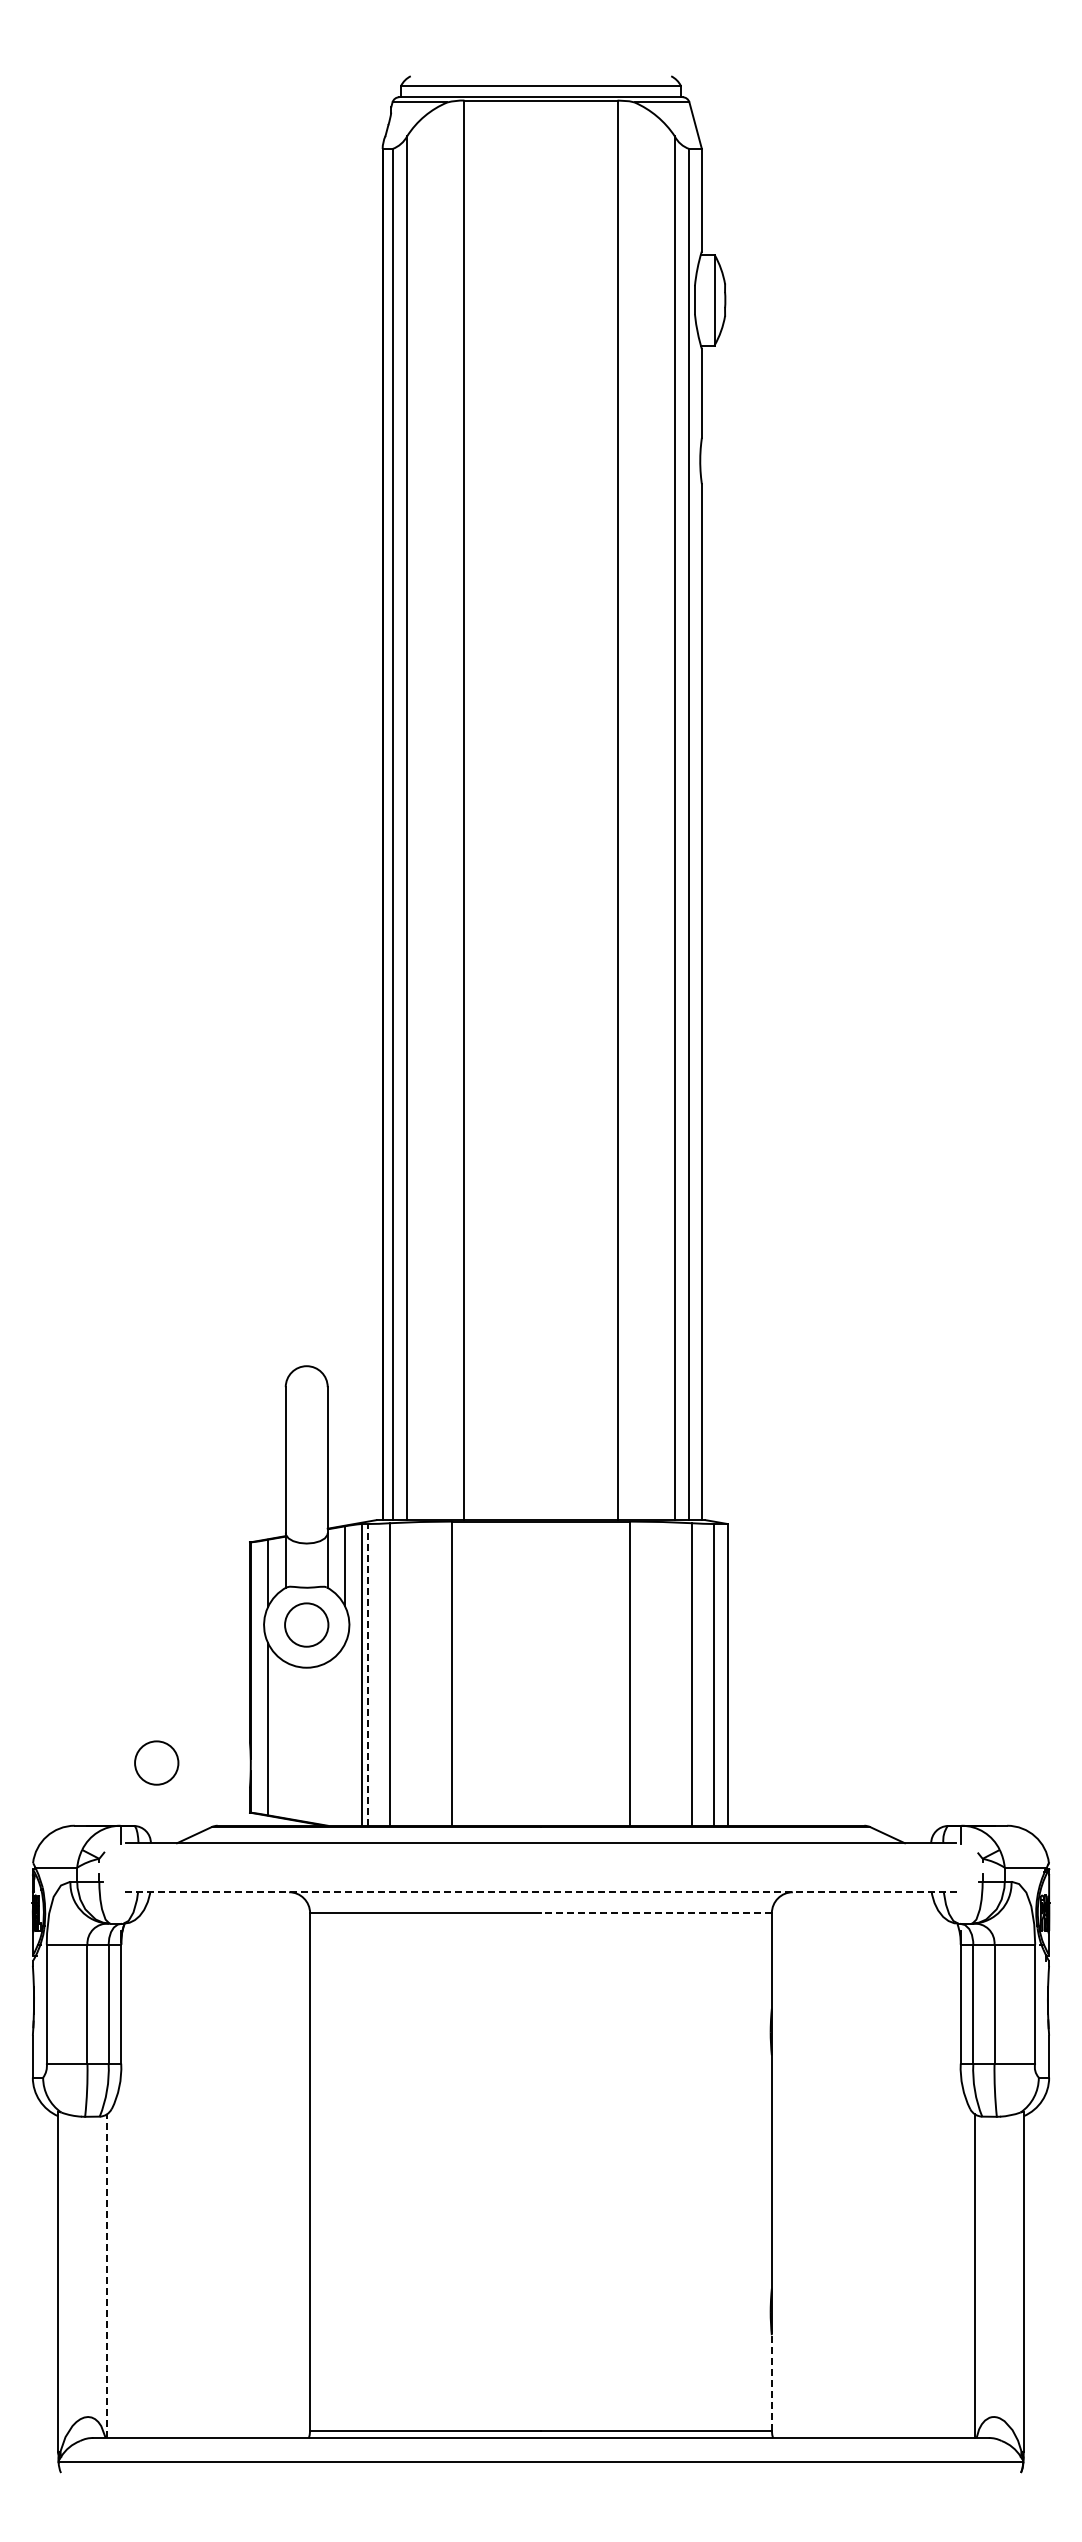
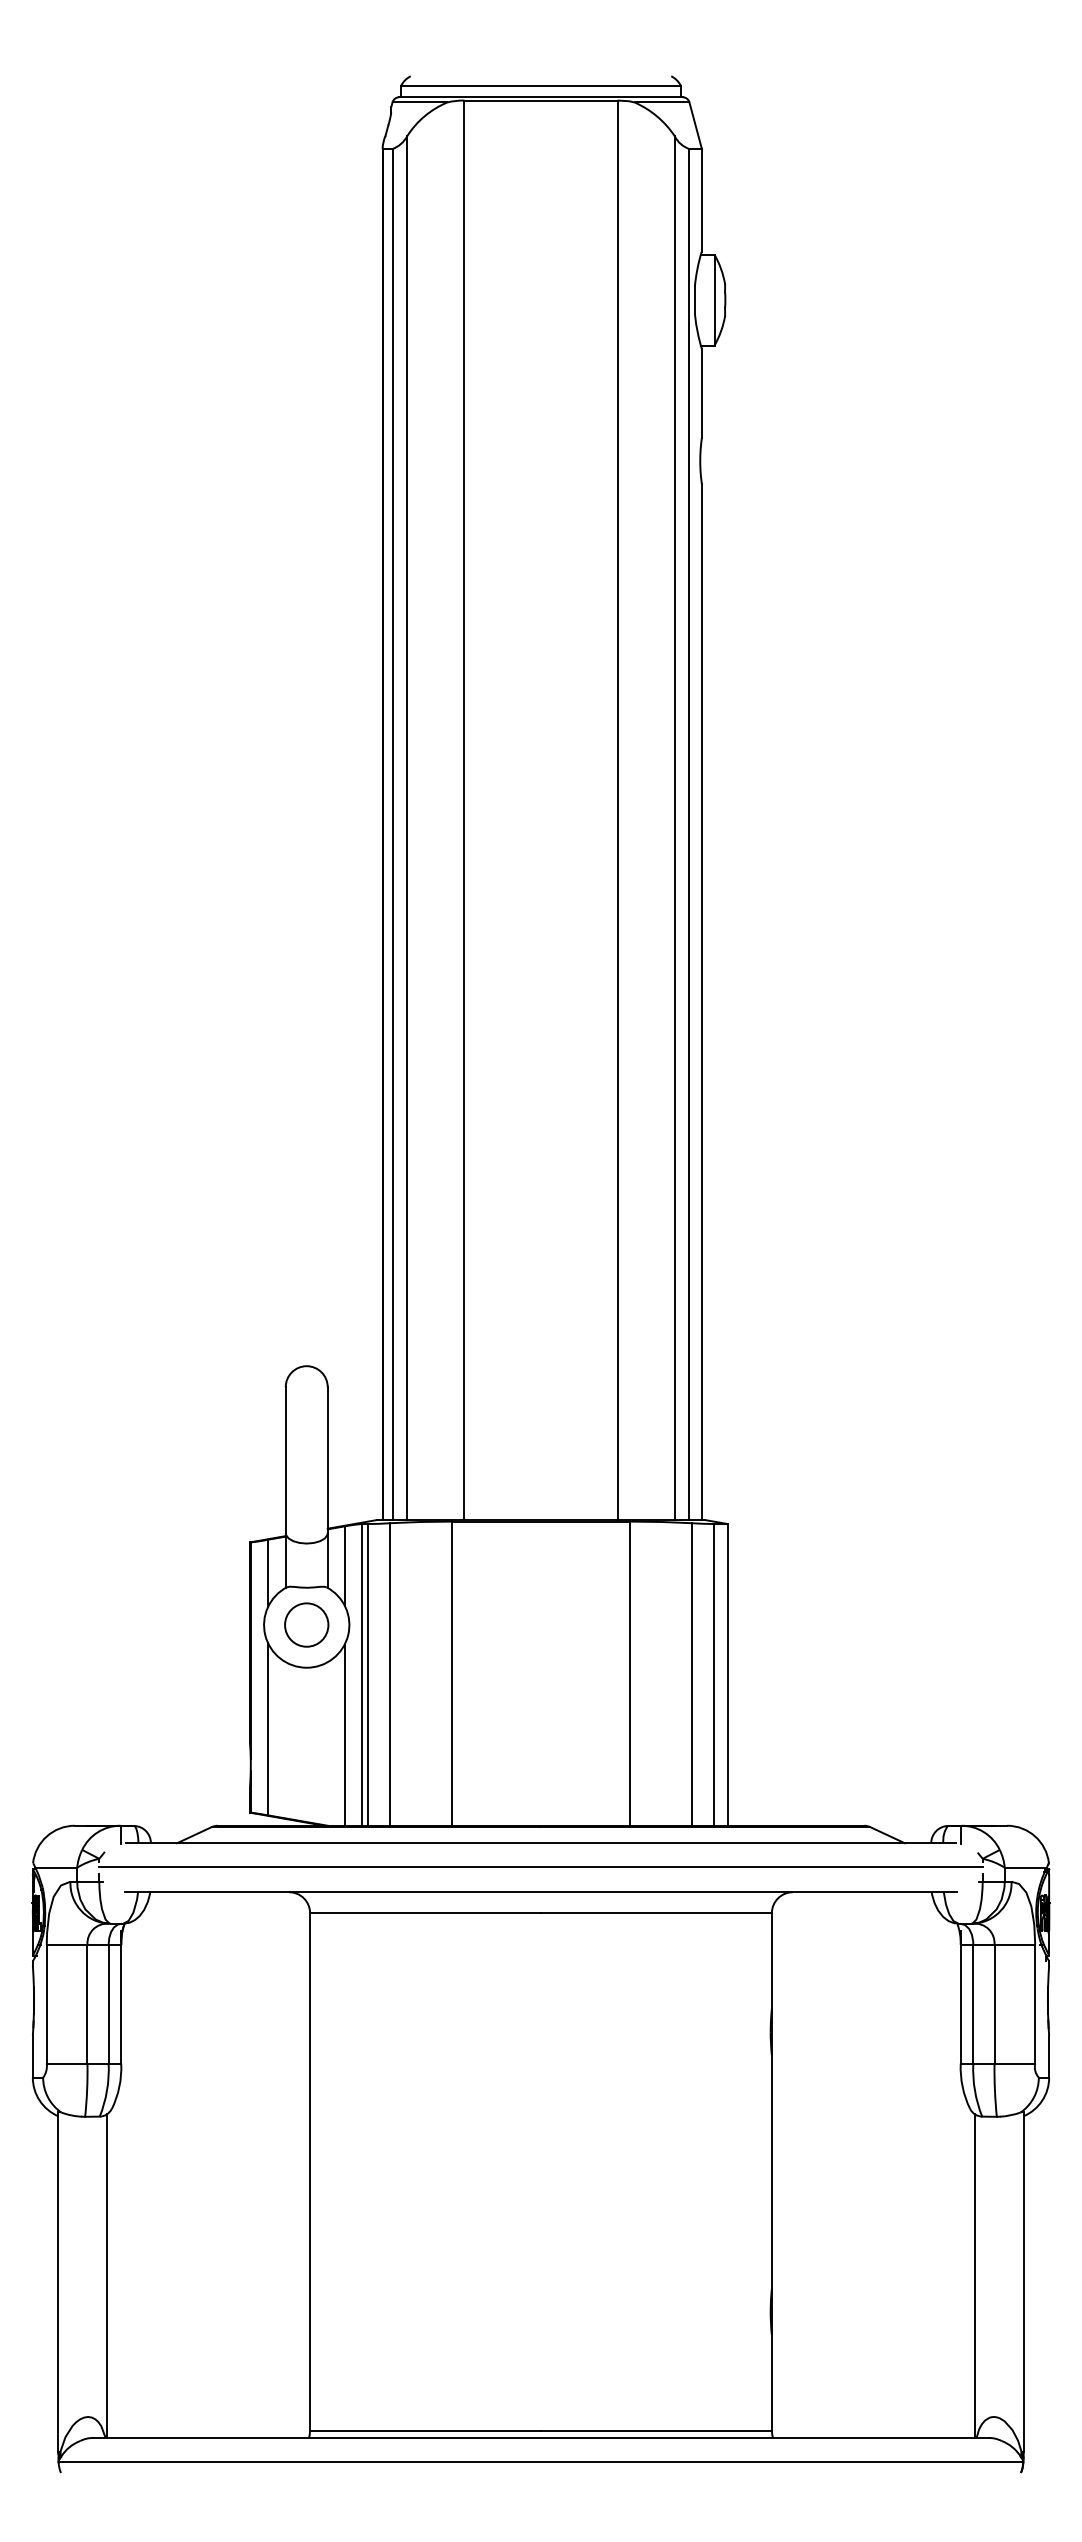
line: dashed -> solid (368, 1674)
line: none -> present (344, 1734)
circle: present -> none (156, 1762)
line: none -> present (540, 1866)
line: dashed -> solid (541, 1892)
line: dashed -> solid (655, 1913)
line: dashed -> solid (107, 2275)
line: dashed -> solid (771, 2383)
